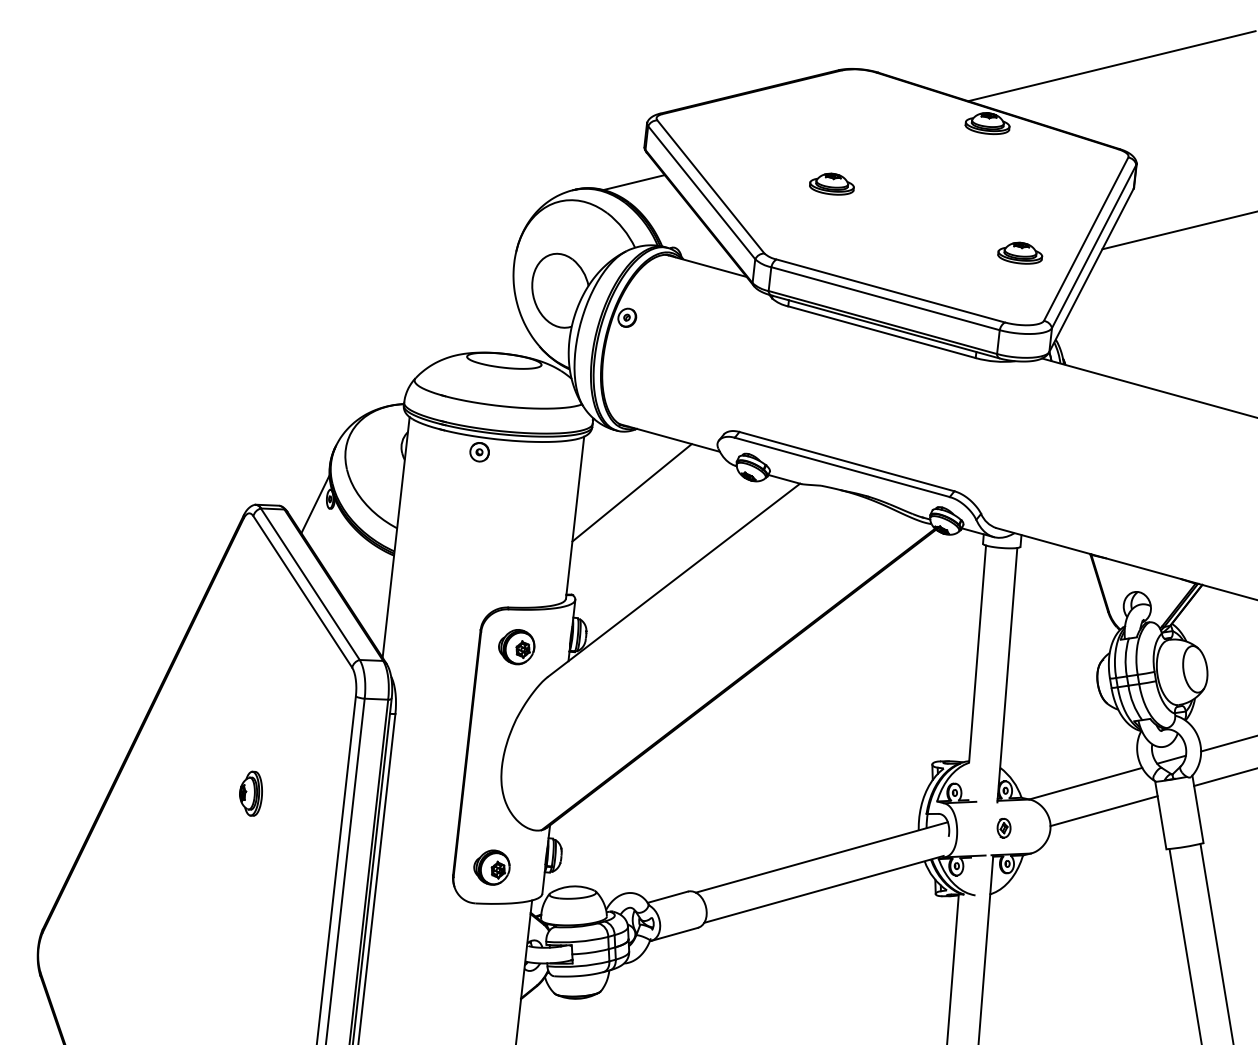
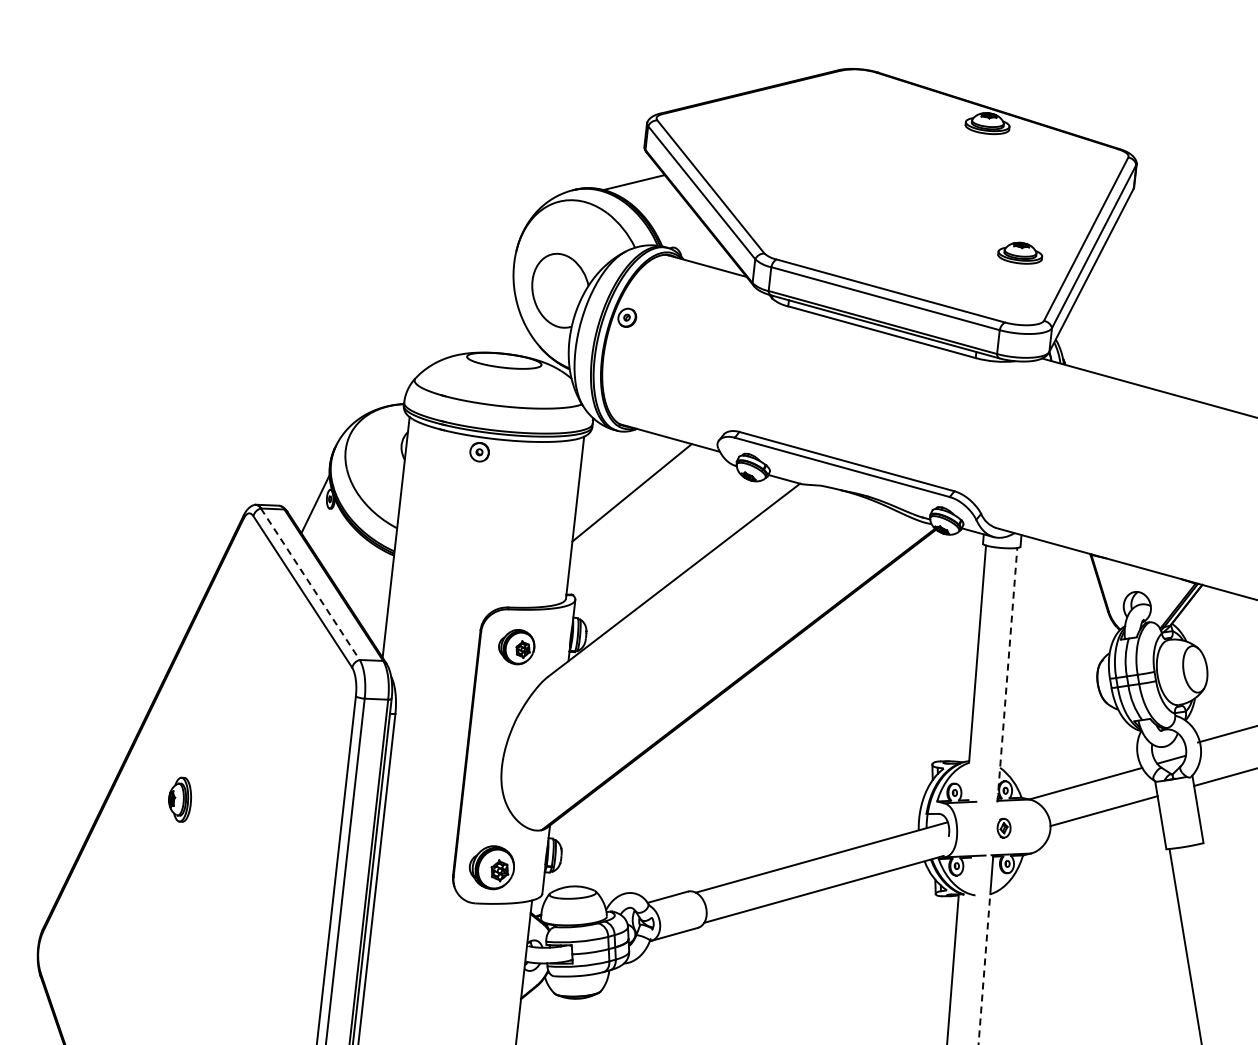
line: present -> none (1111, 66)
part: present -> none (831, 183)
line: present -> none (1178, 230)
line: solid -> dashed (310, 584)
line: solid -> dashed (1007, 675)
line position: (1227, 743) -> (1226, 734) (1226, 734)
part position: (250, 793) -> (179, 799) (179, 799)
part size: 38x37 px -> 47x46 px (491, 867)
line: present -> none (1216, 942)
line: solid -> dashed (984, 969)
